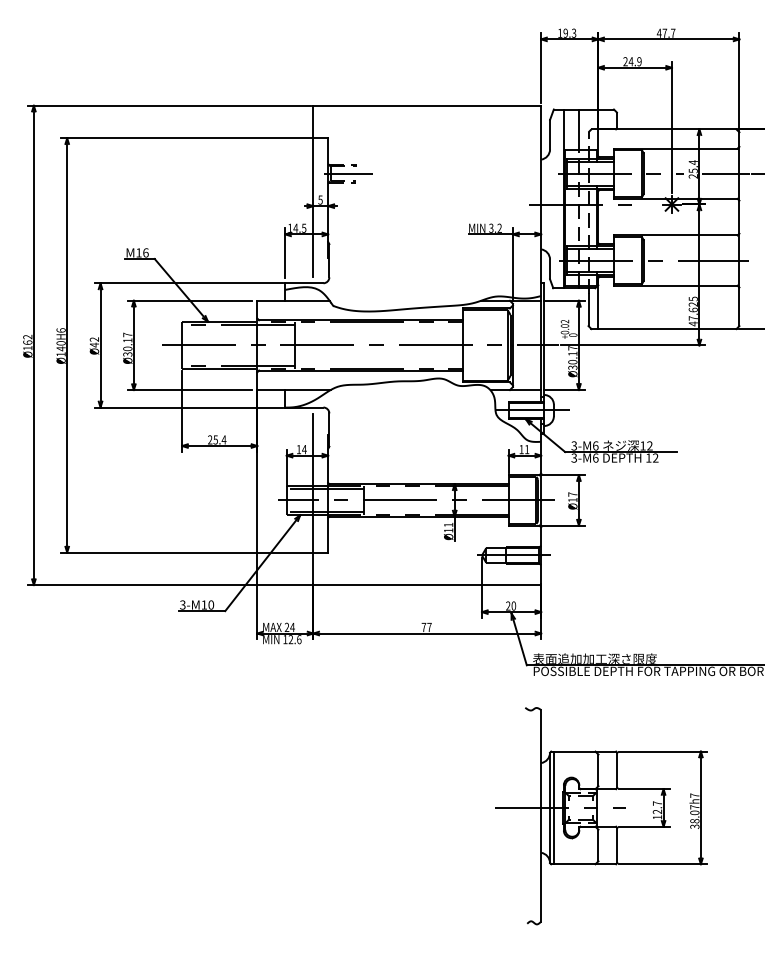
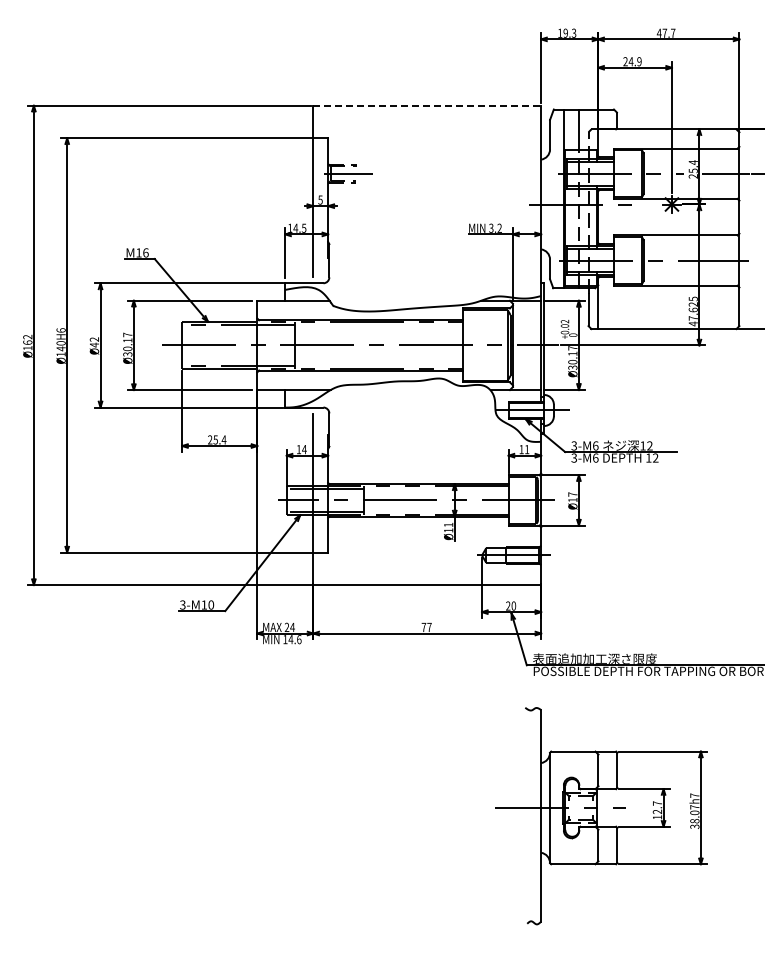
line: solid -> dashed (427, 105)
text: 12.6 -> 14.6 (290, 639)
line: present -> none (554, 807)
